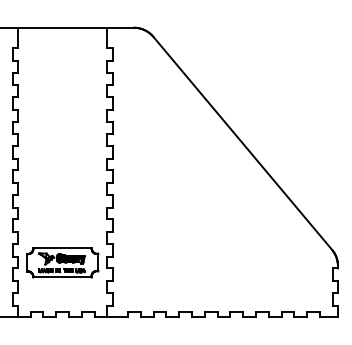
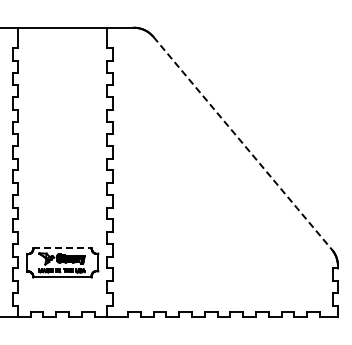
line: solid -> dashed (243, 144)
line: solid -> dashed (63, 248)
